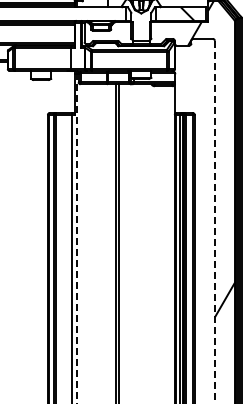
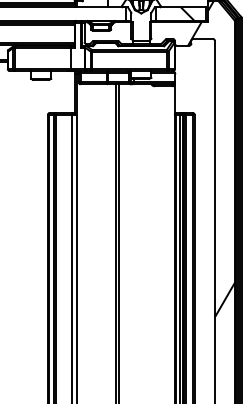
line: dashed -> solid (214, 222)
line: dashed -> solid (76, 238)
